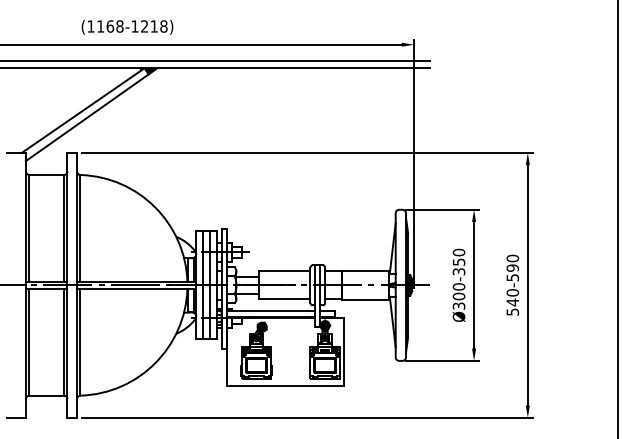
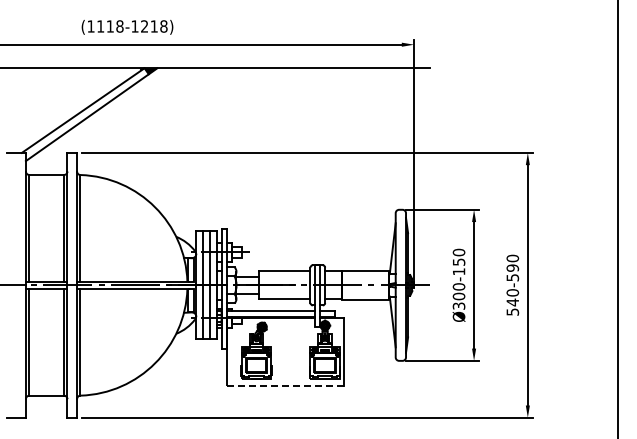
text: (1168-1218) -> (1118-1218) (110, 26)
line: present -> none (215, 60)
text: Ø300-350 -> Ø300-150 (458, 271)
line: solid -> dashed (285, 385)
